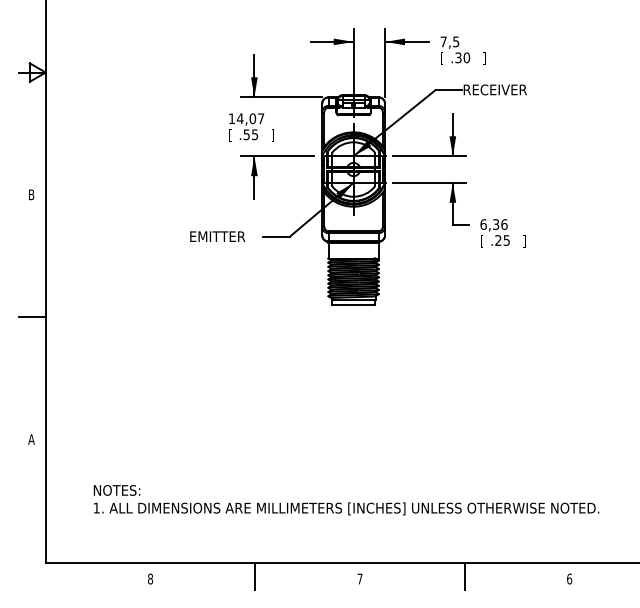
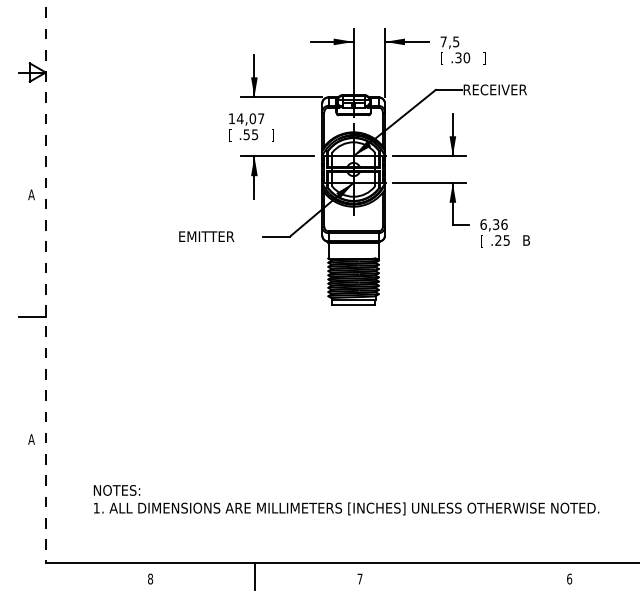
text: B -> A (31, 194)
text position: (217, 236) -> (206, 236) (206, 236)
text: ] -> B (526, 241)
line: solid -> dashed (45, 282)
line: present -> none (464, 576)
